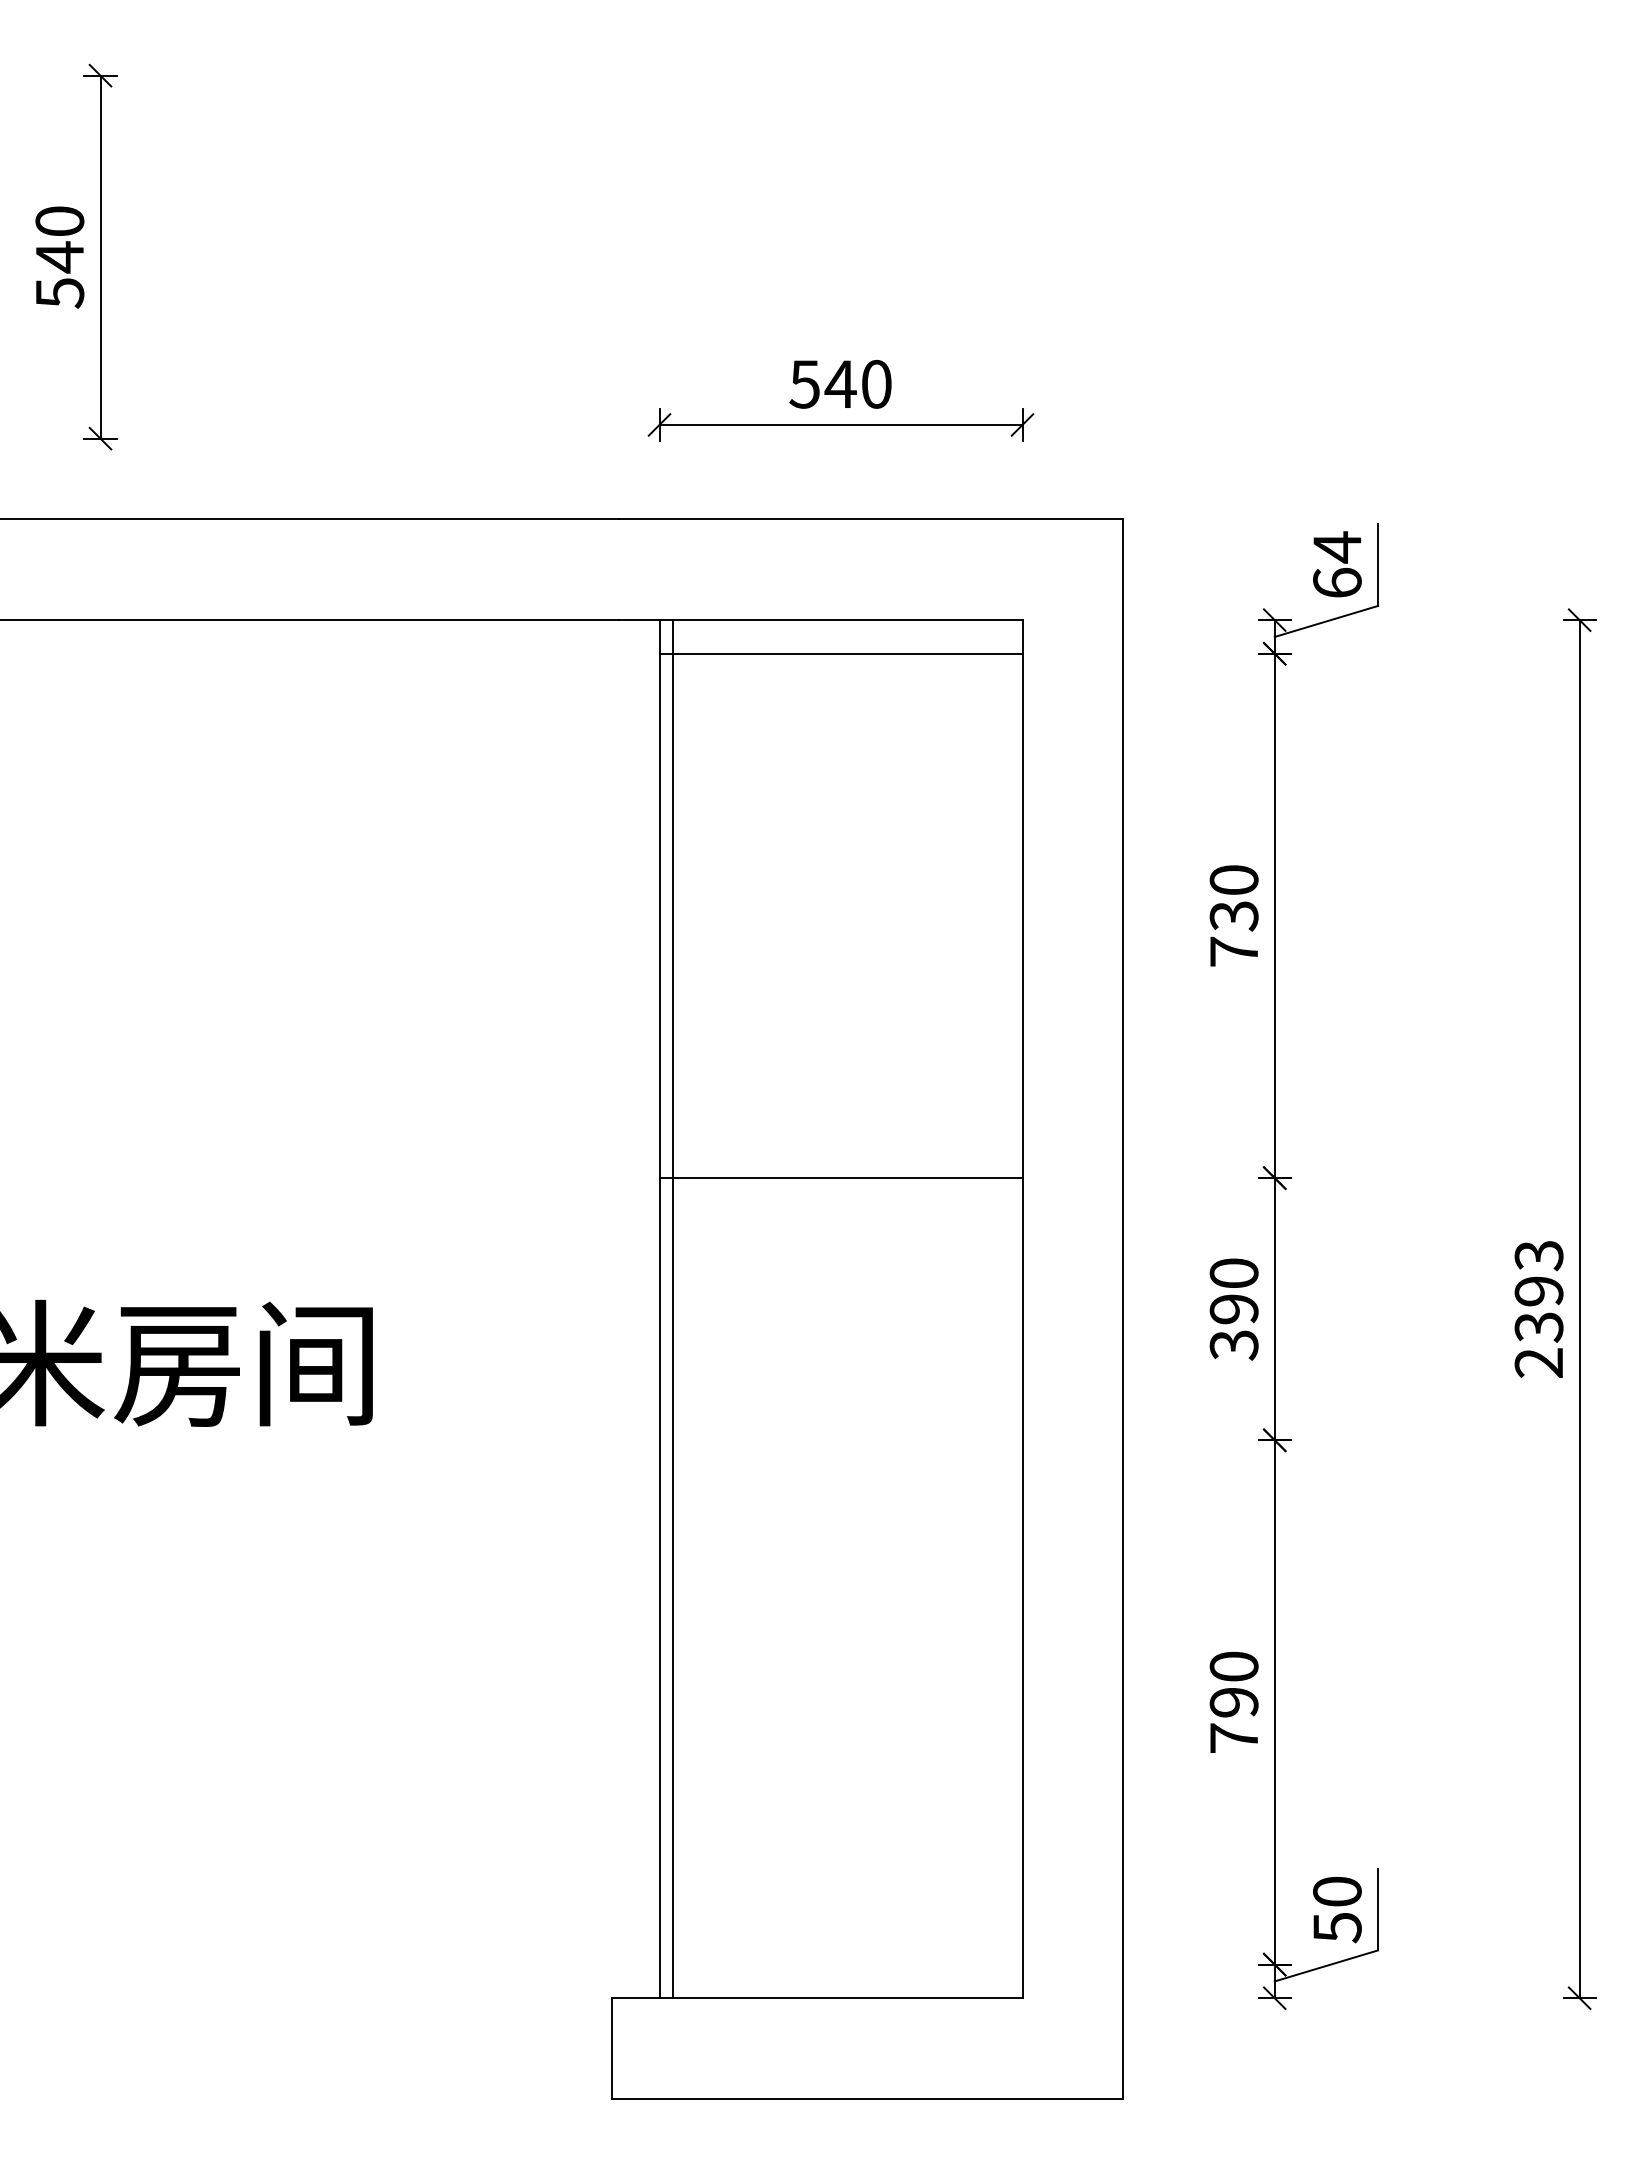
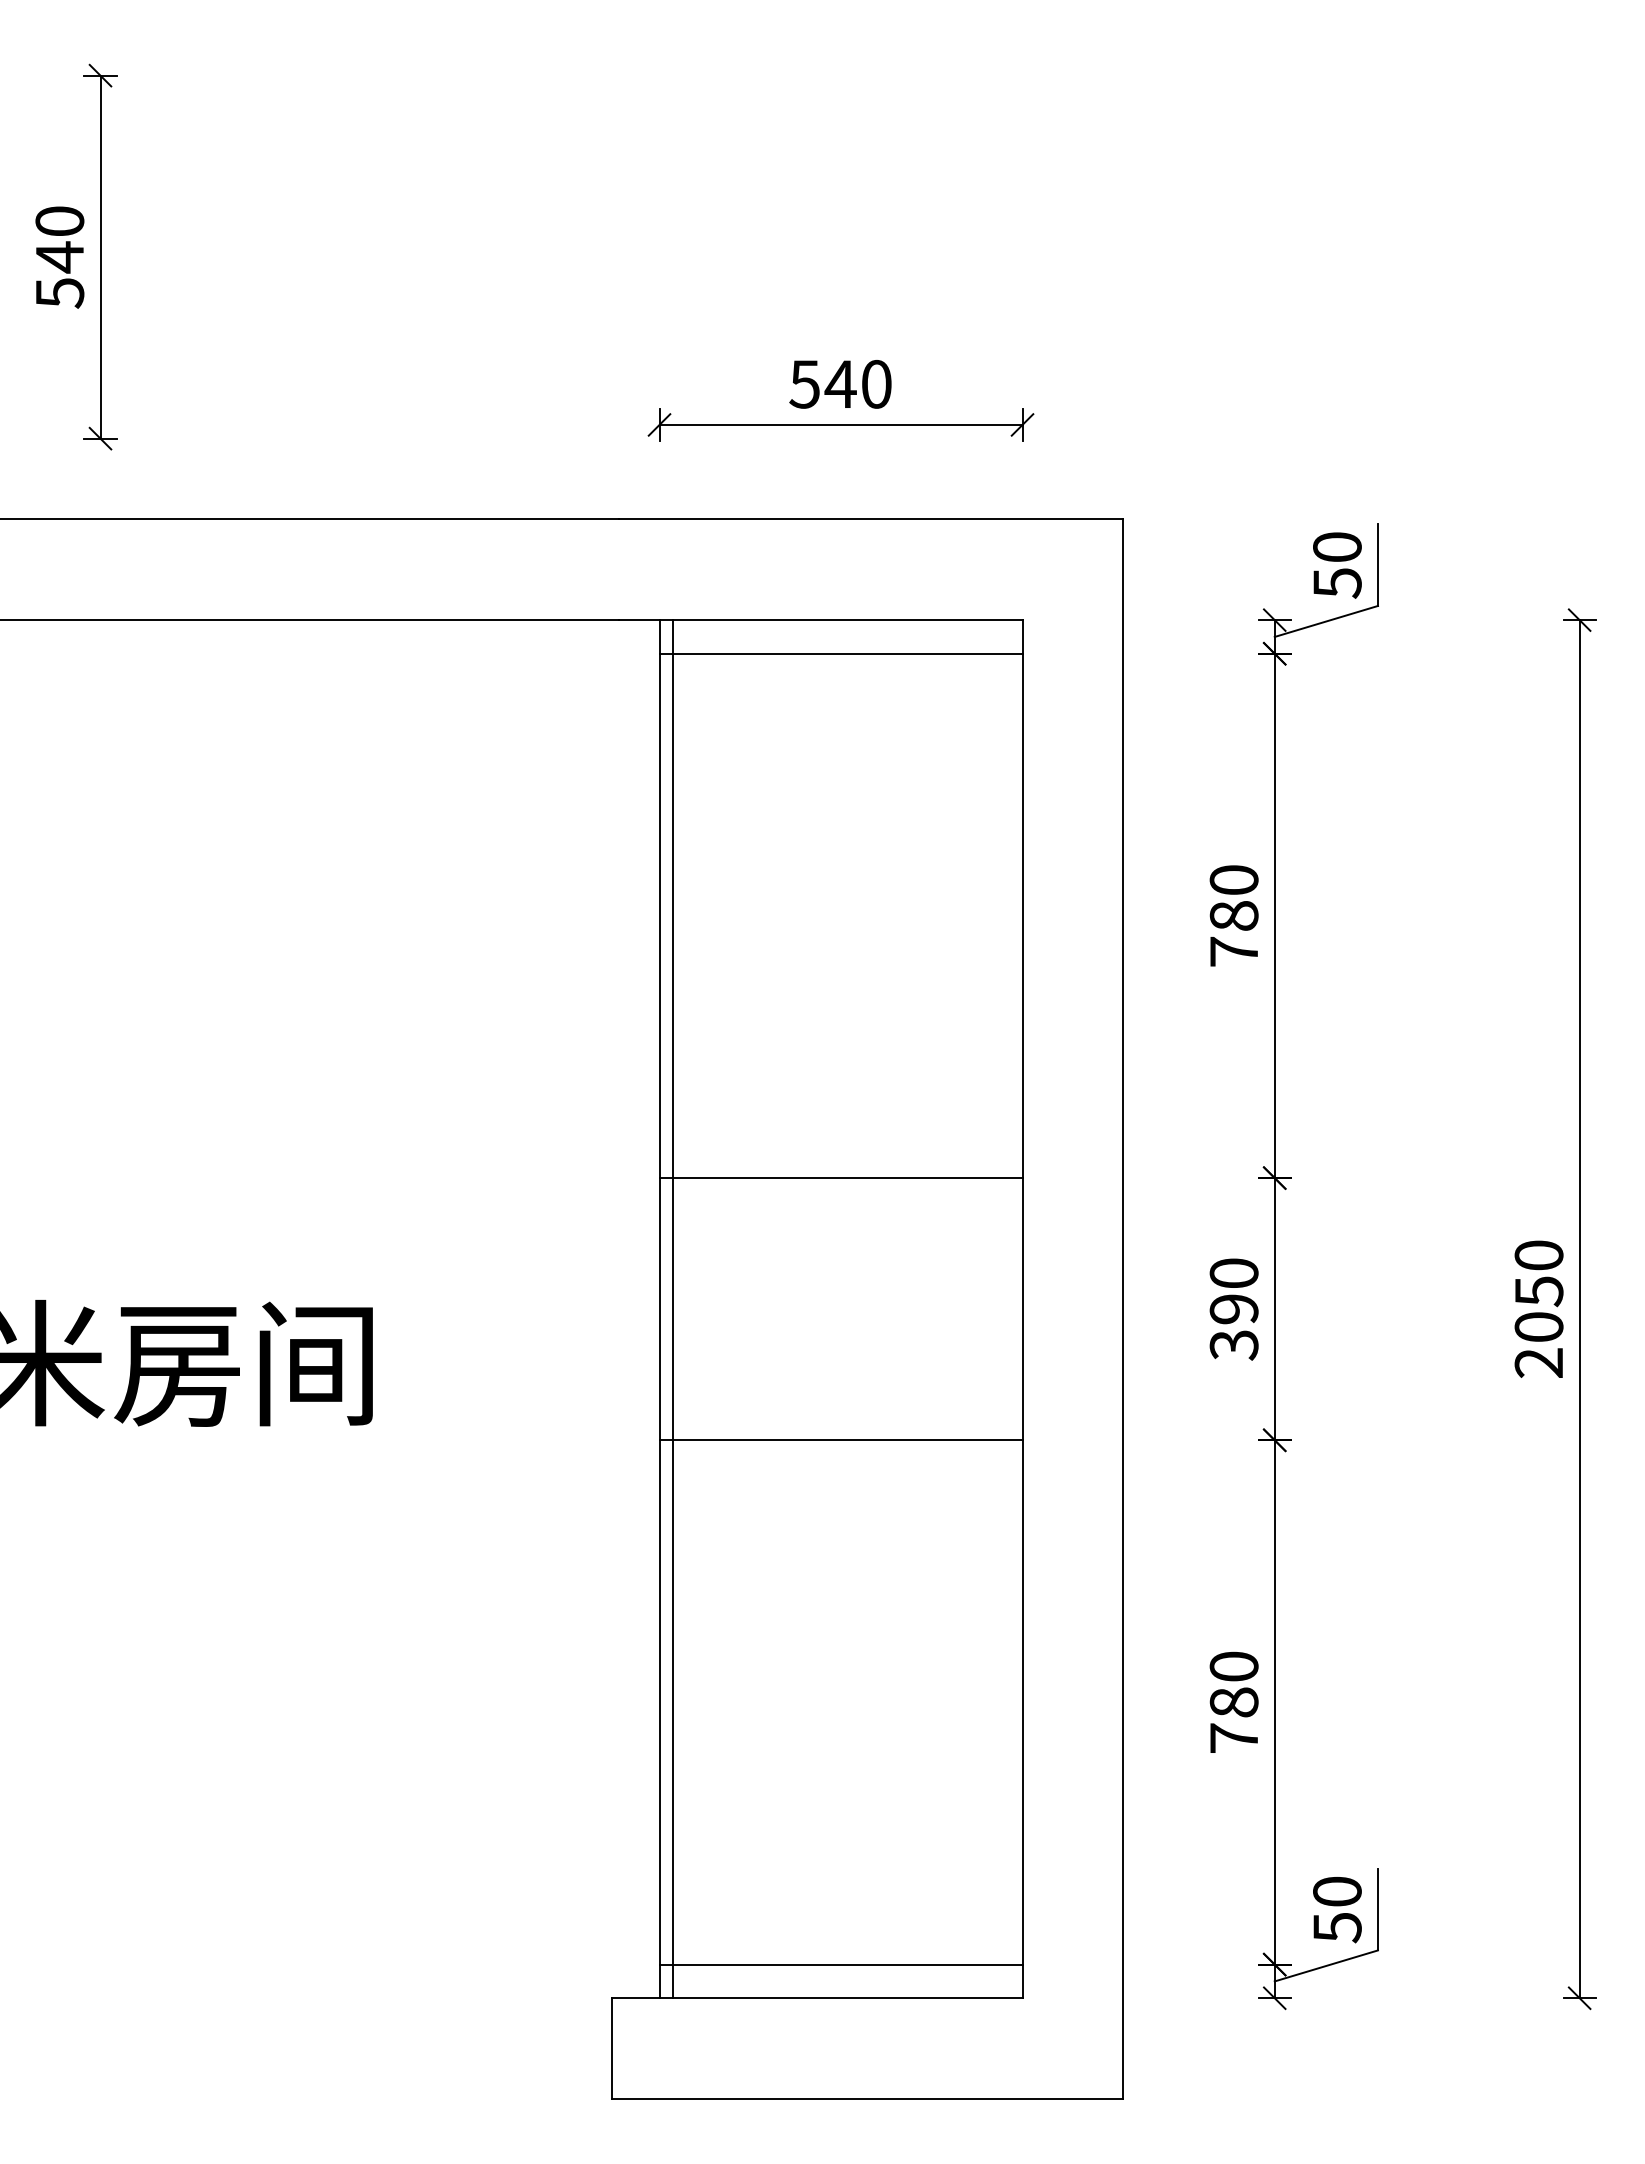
text: 64 -> 50 (1337, 564)
text: 730 -> 780 (1233, 916)
text: 2393 -> 2050 (1538, 1291)
line: none -> present (840, 1440)
text: 790 -> 780 (1233, 1702)
line: none -> present (840, 1964)
